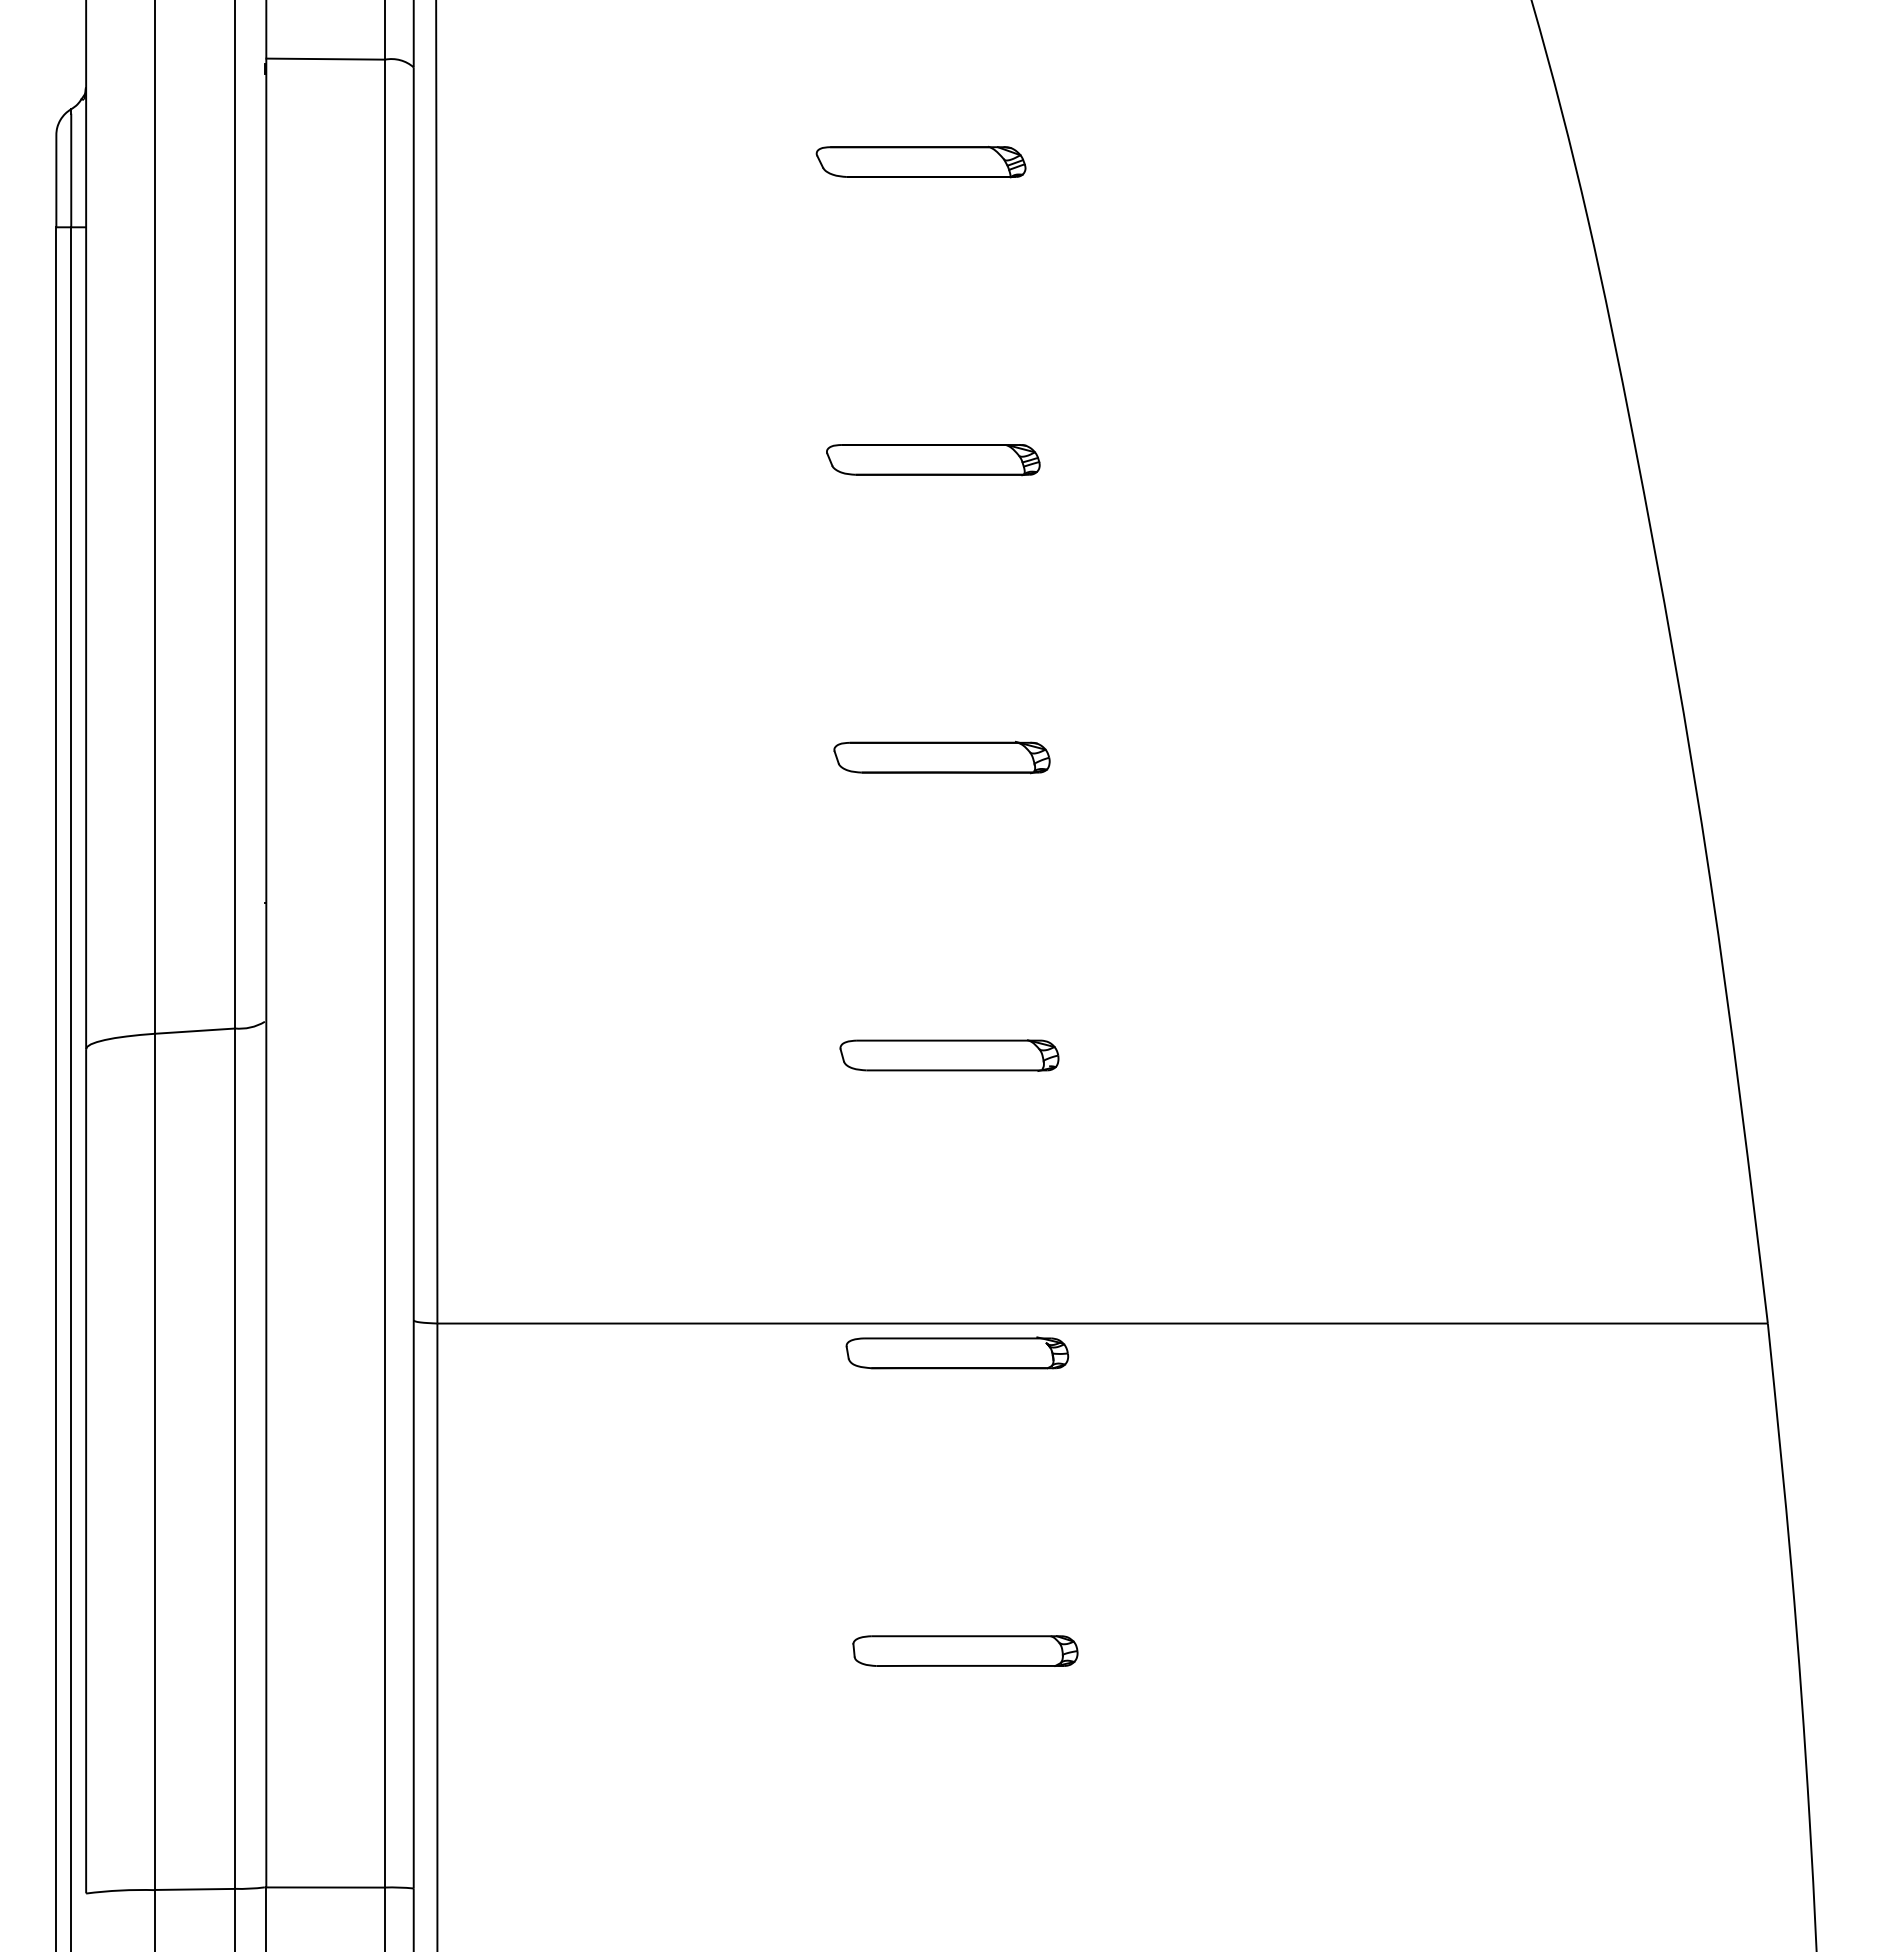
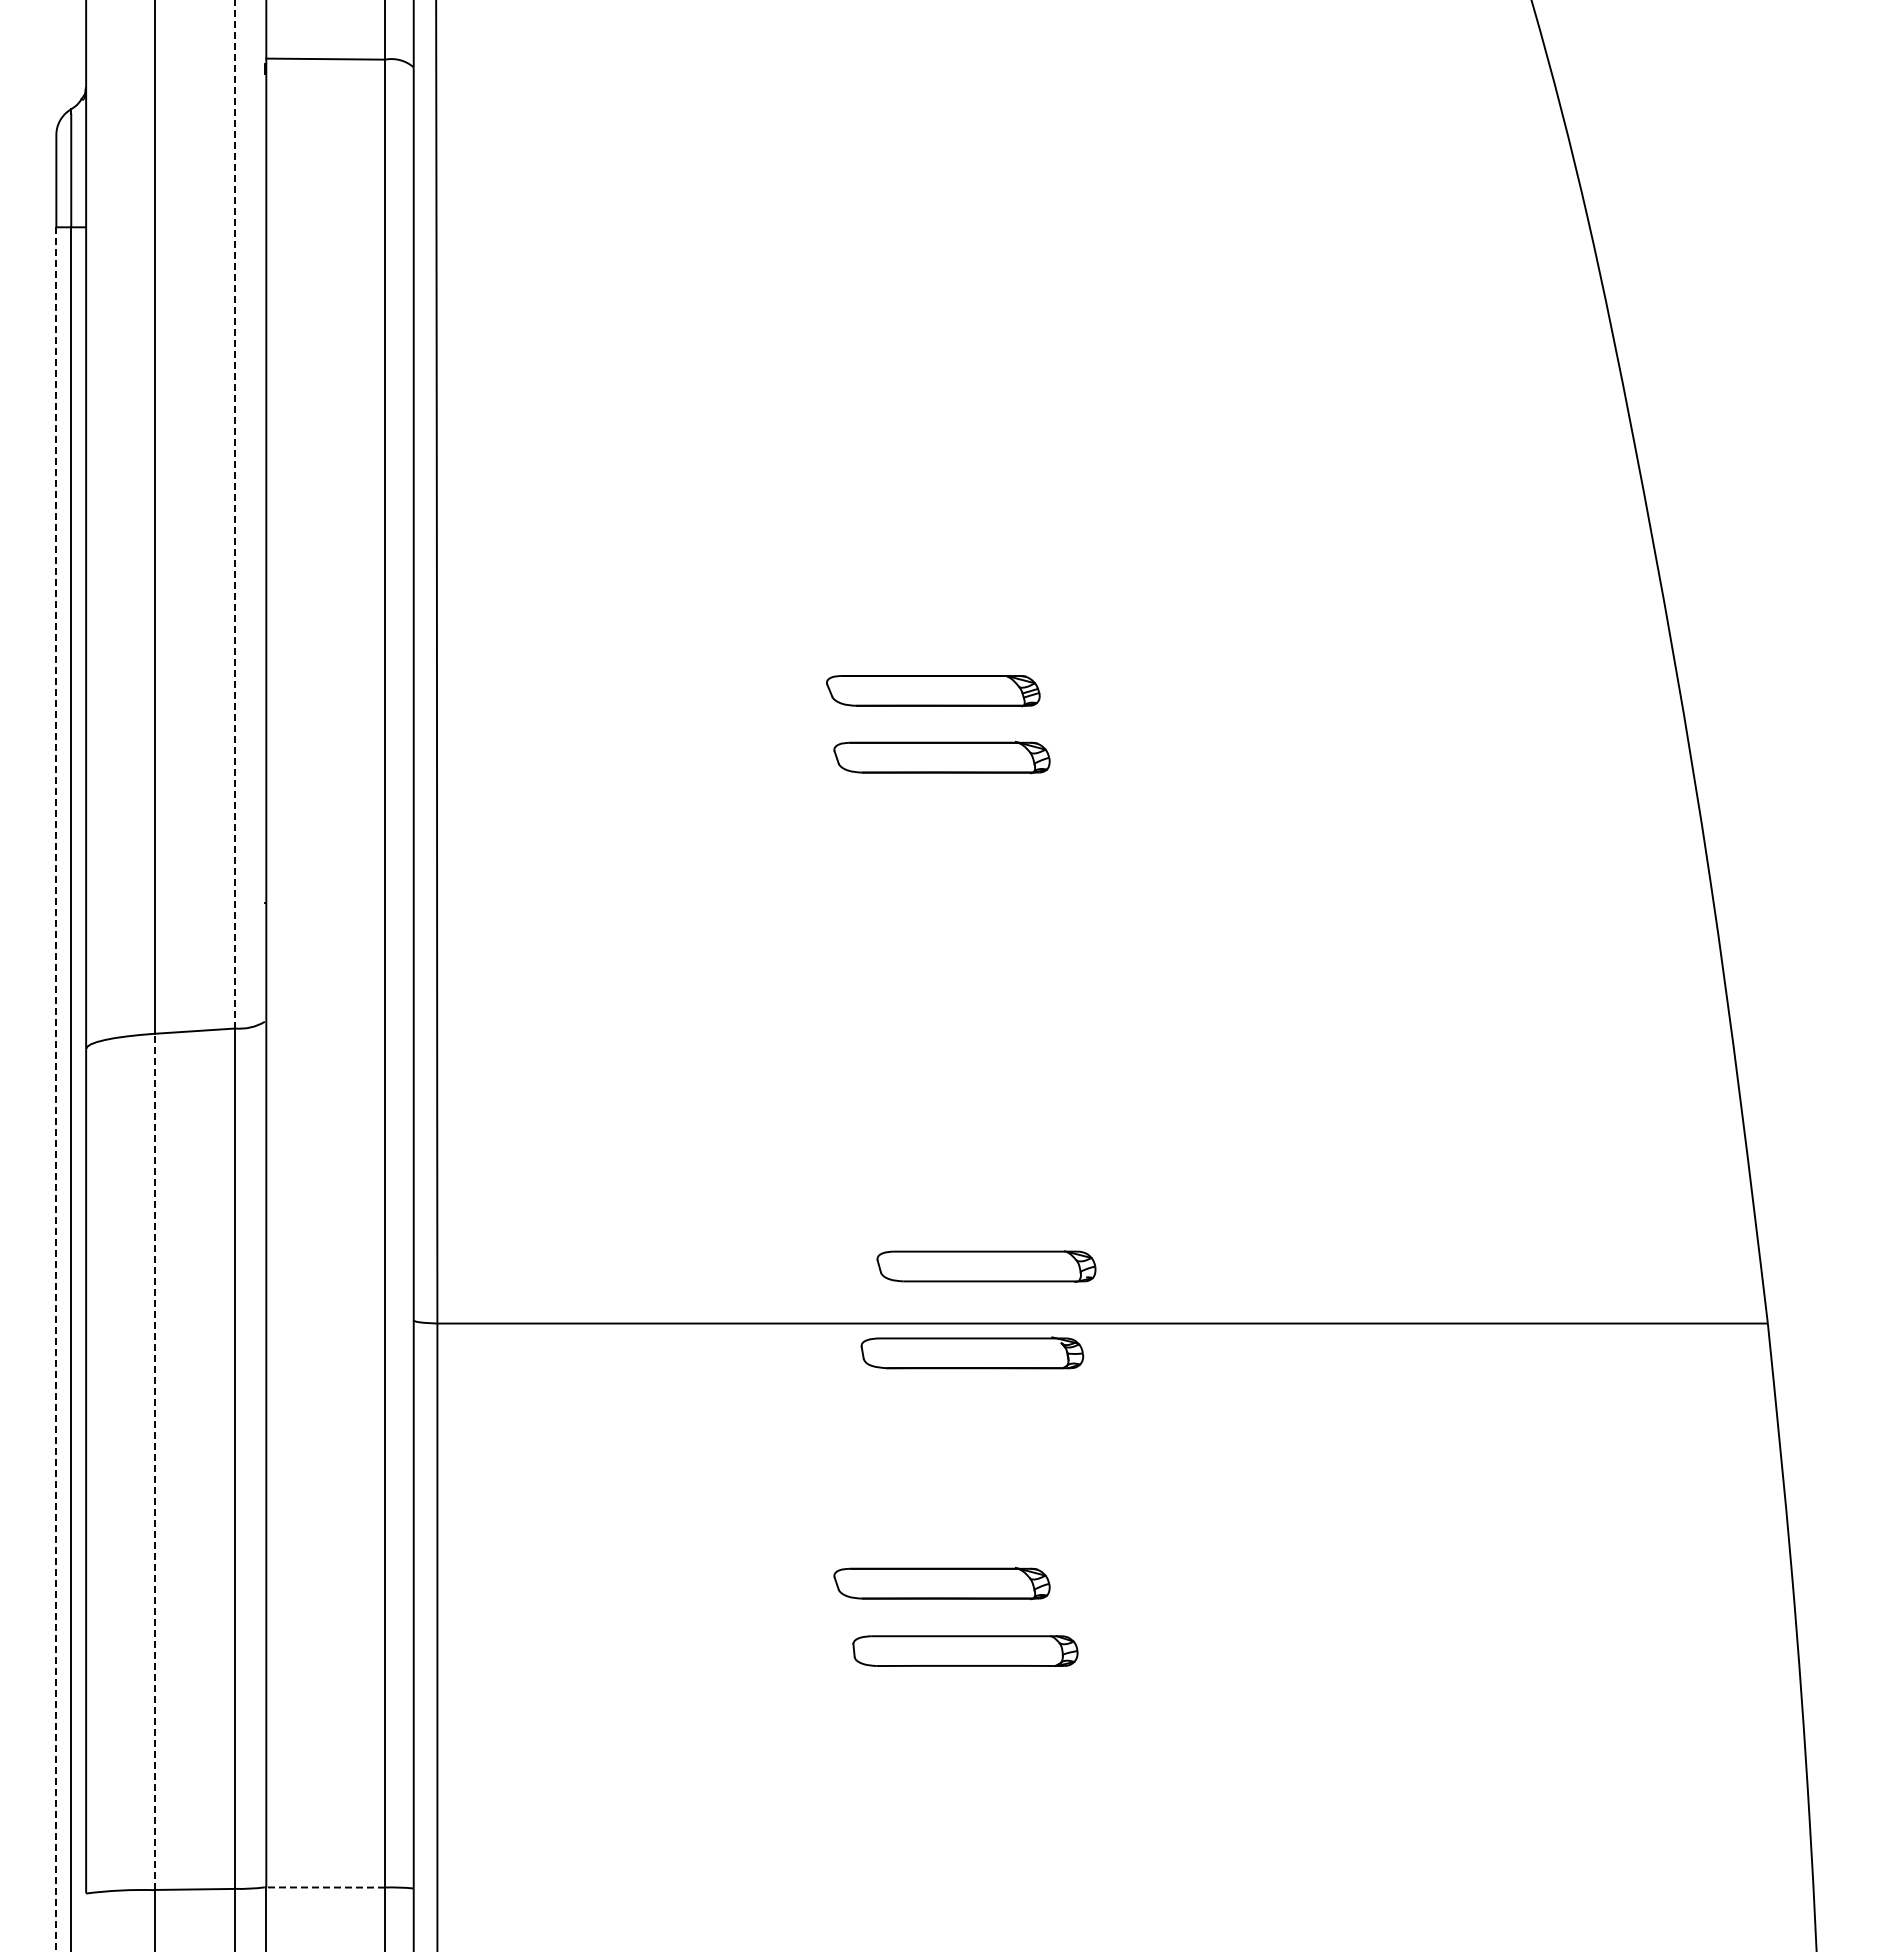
part: present -> none (920, 161)
part position: (933, 460) -> (933, 691) (933, 691)
line: solid -> dashed (234, 514)
part position: (949, 1055) -> (986, 1266) (986, 1266)
line: solid -> dashed (56, 1089)
part position: (957, 1352) -> (972, 1352) (972, 1352)
line: solid -> dashed (154, 1461)
part: none -> present (941, 1583)
line: solid -> dashed (325, 1887)
